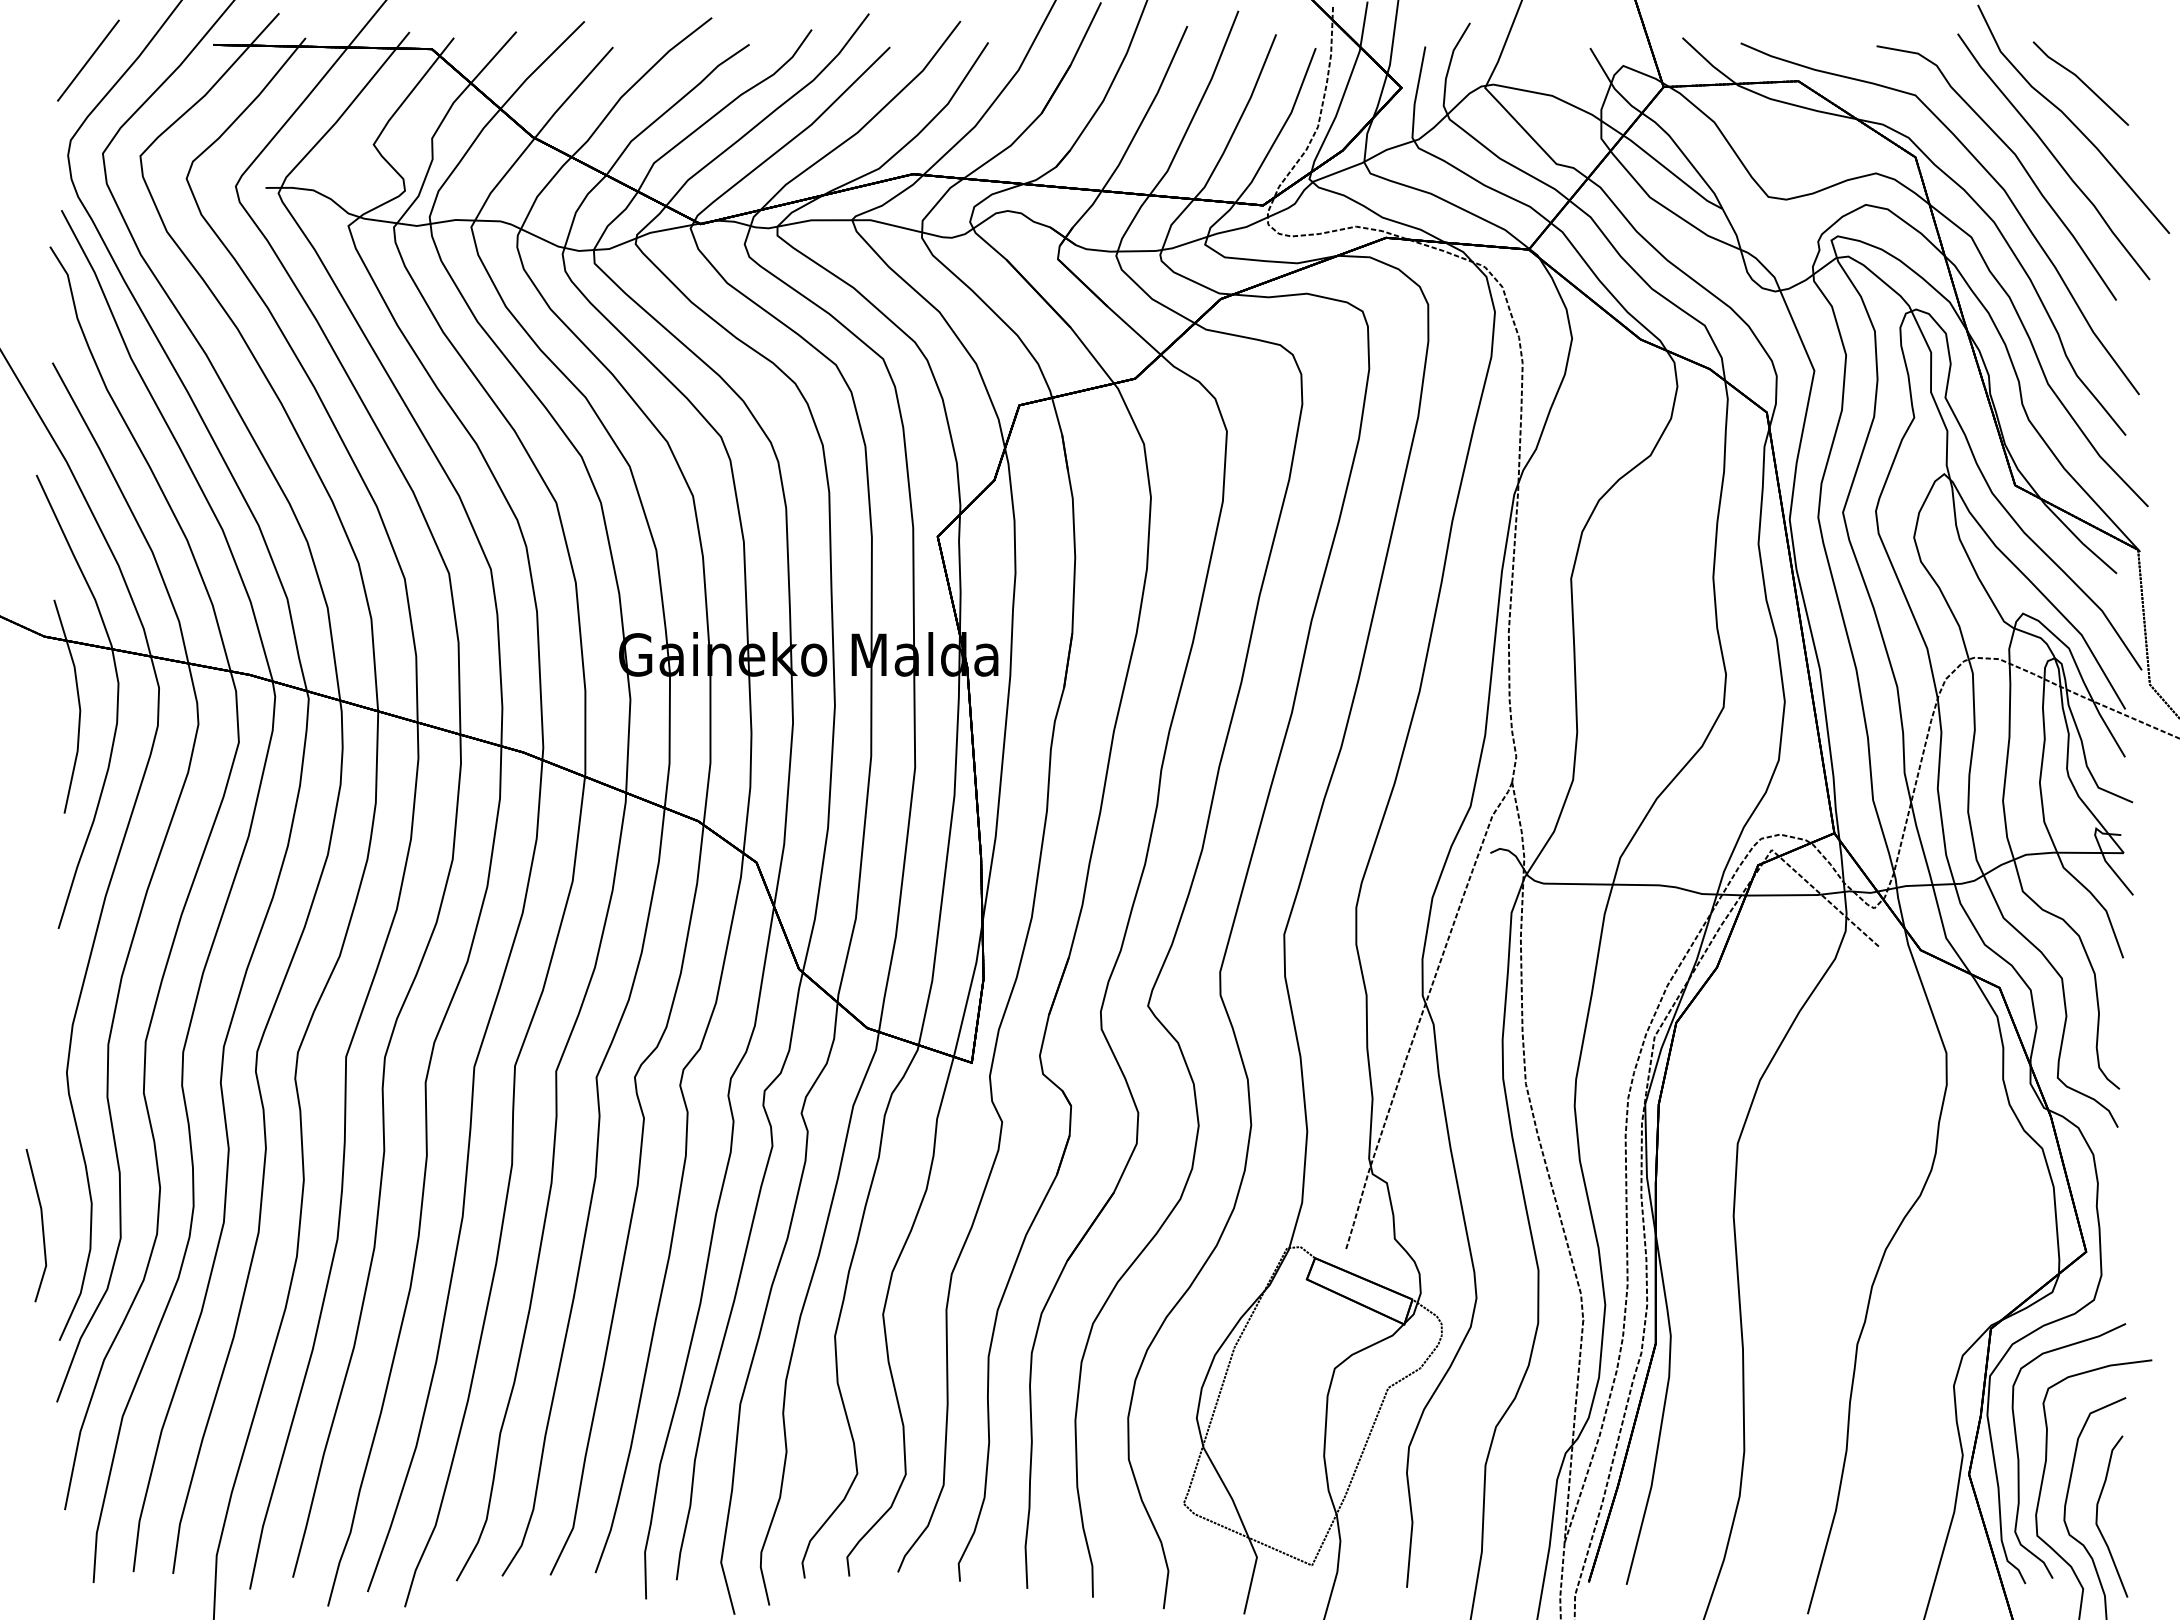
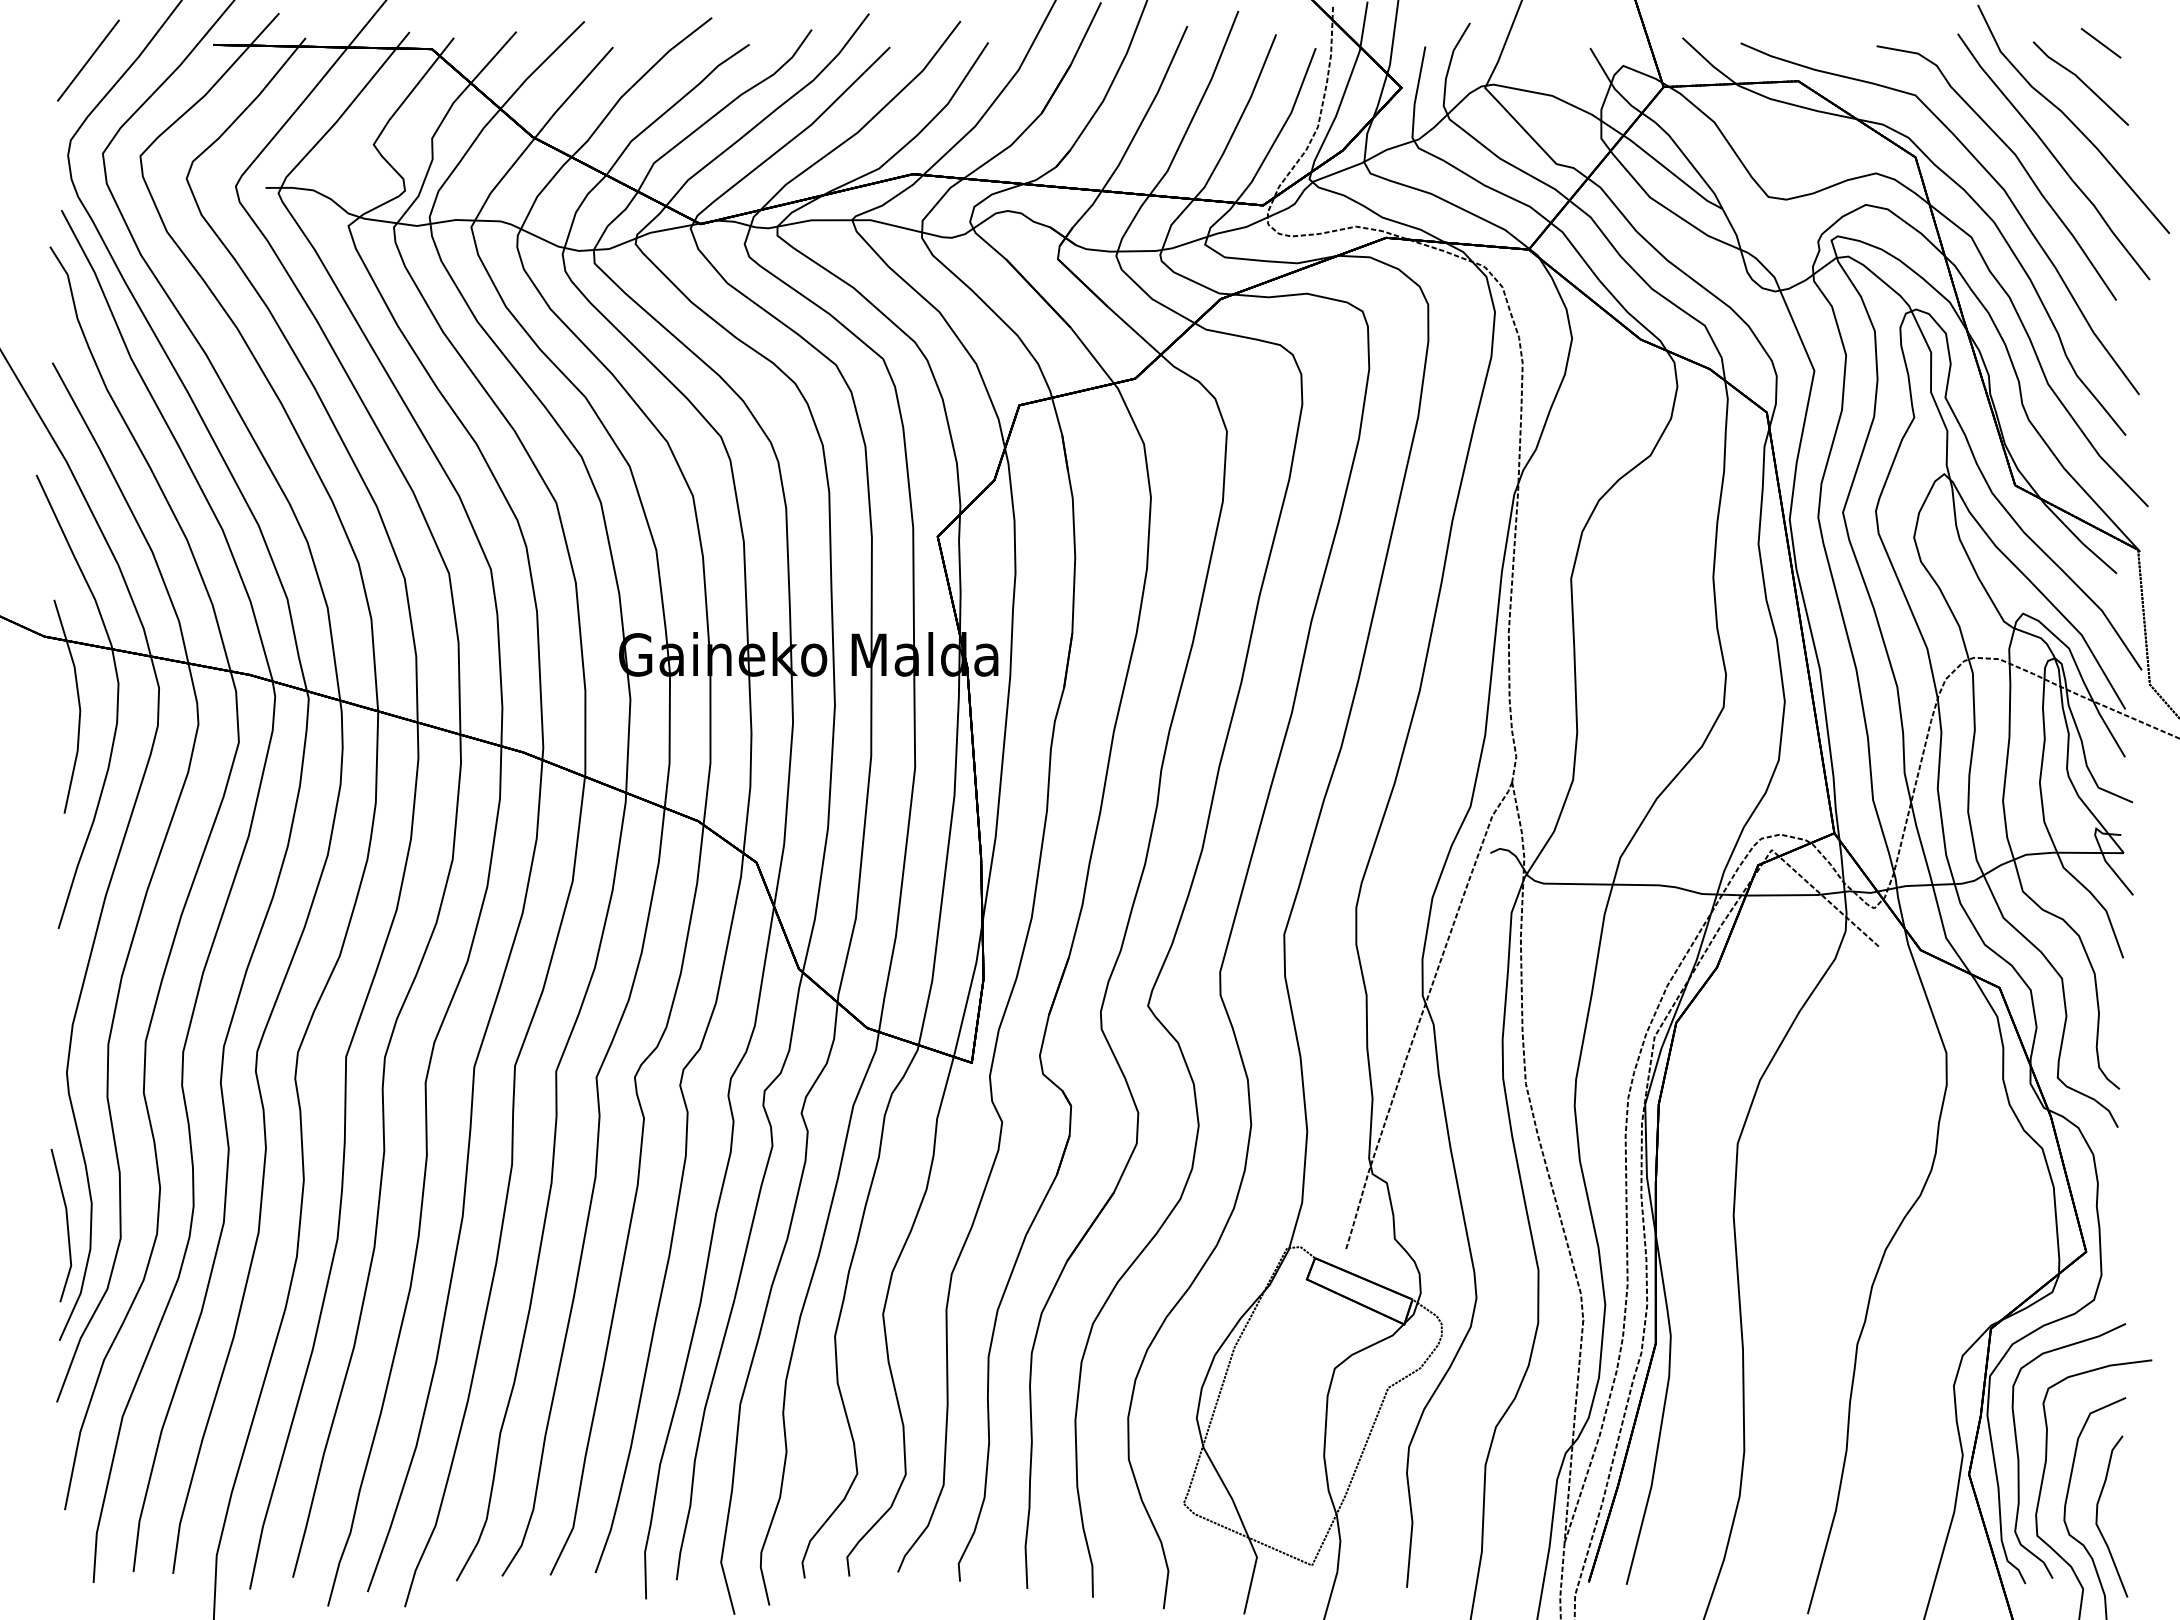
line: none -> present (2100, 43)
line position: (41, 1225) -> (66, 1225) (66, 1225)
